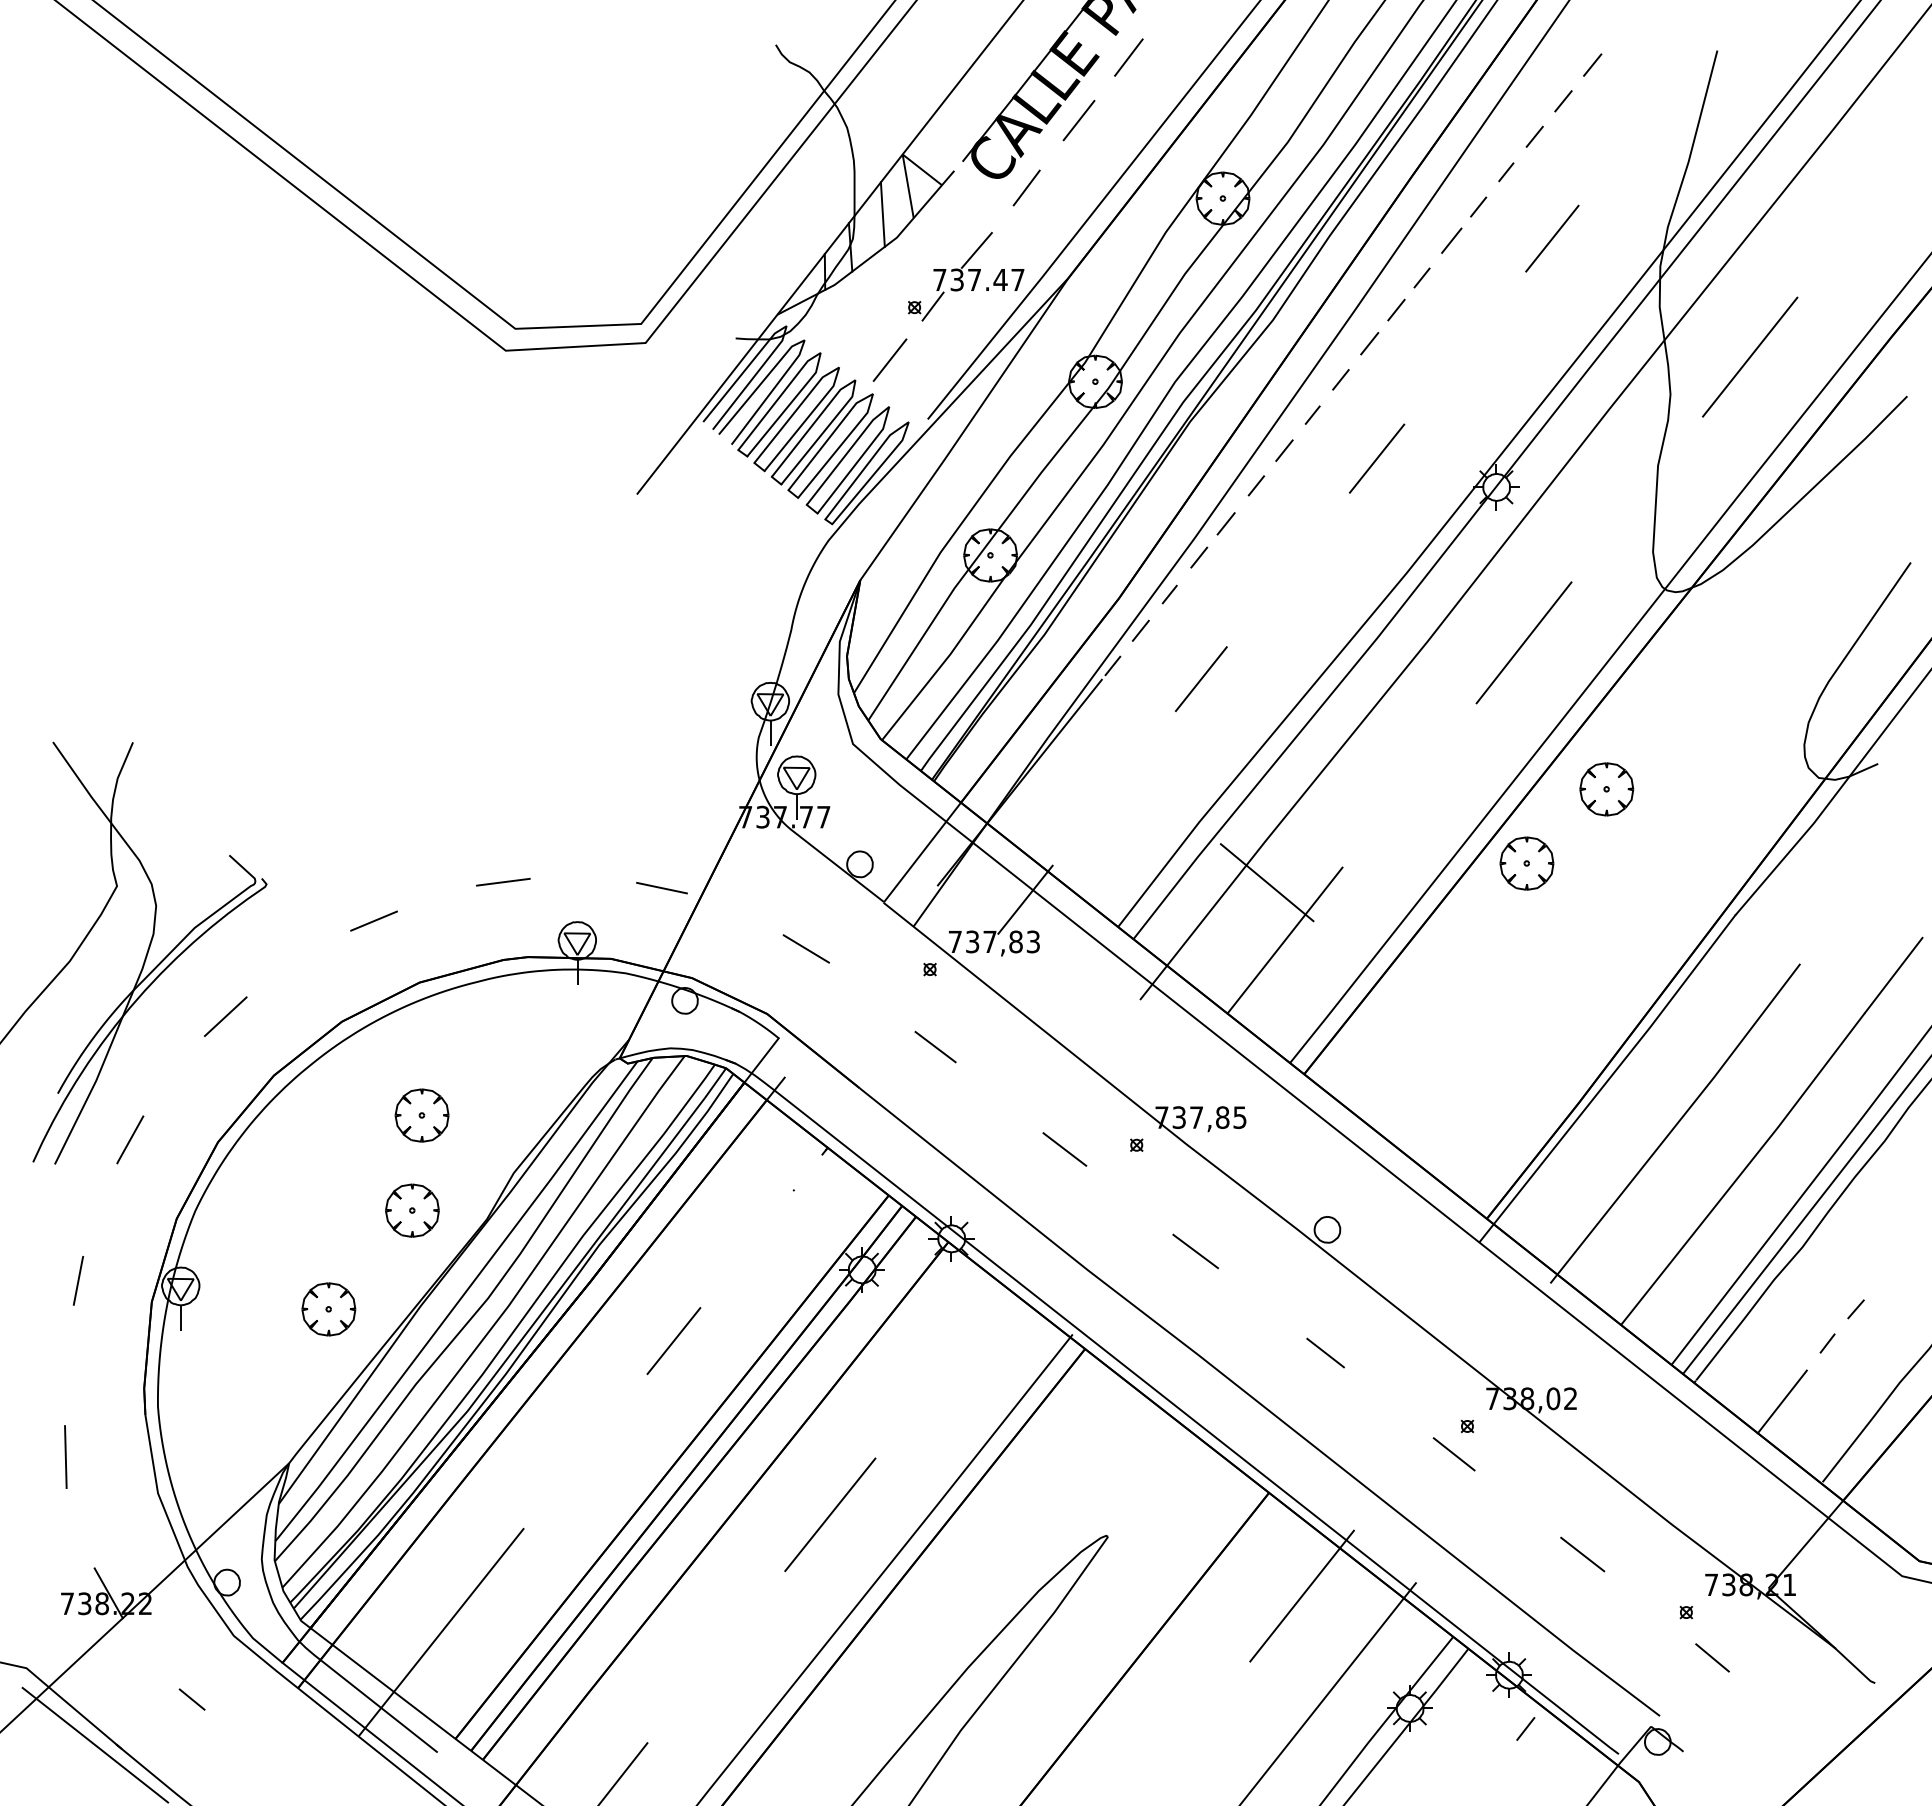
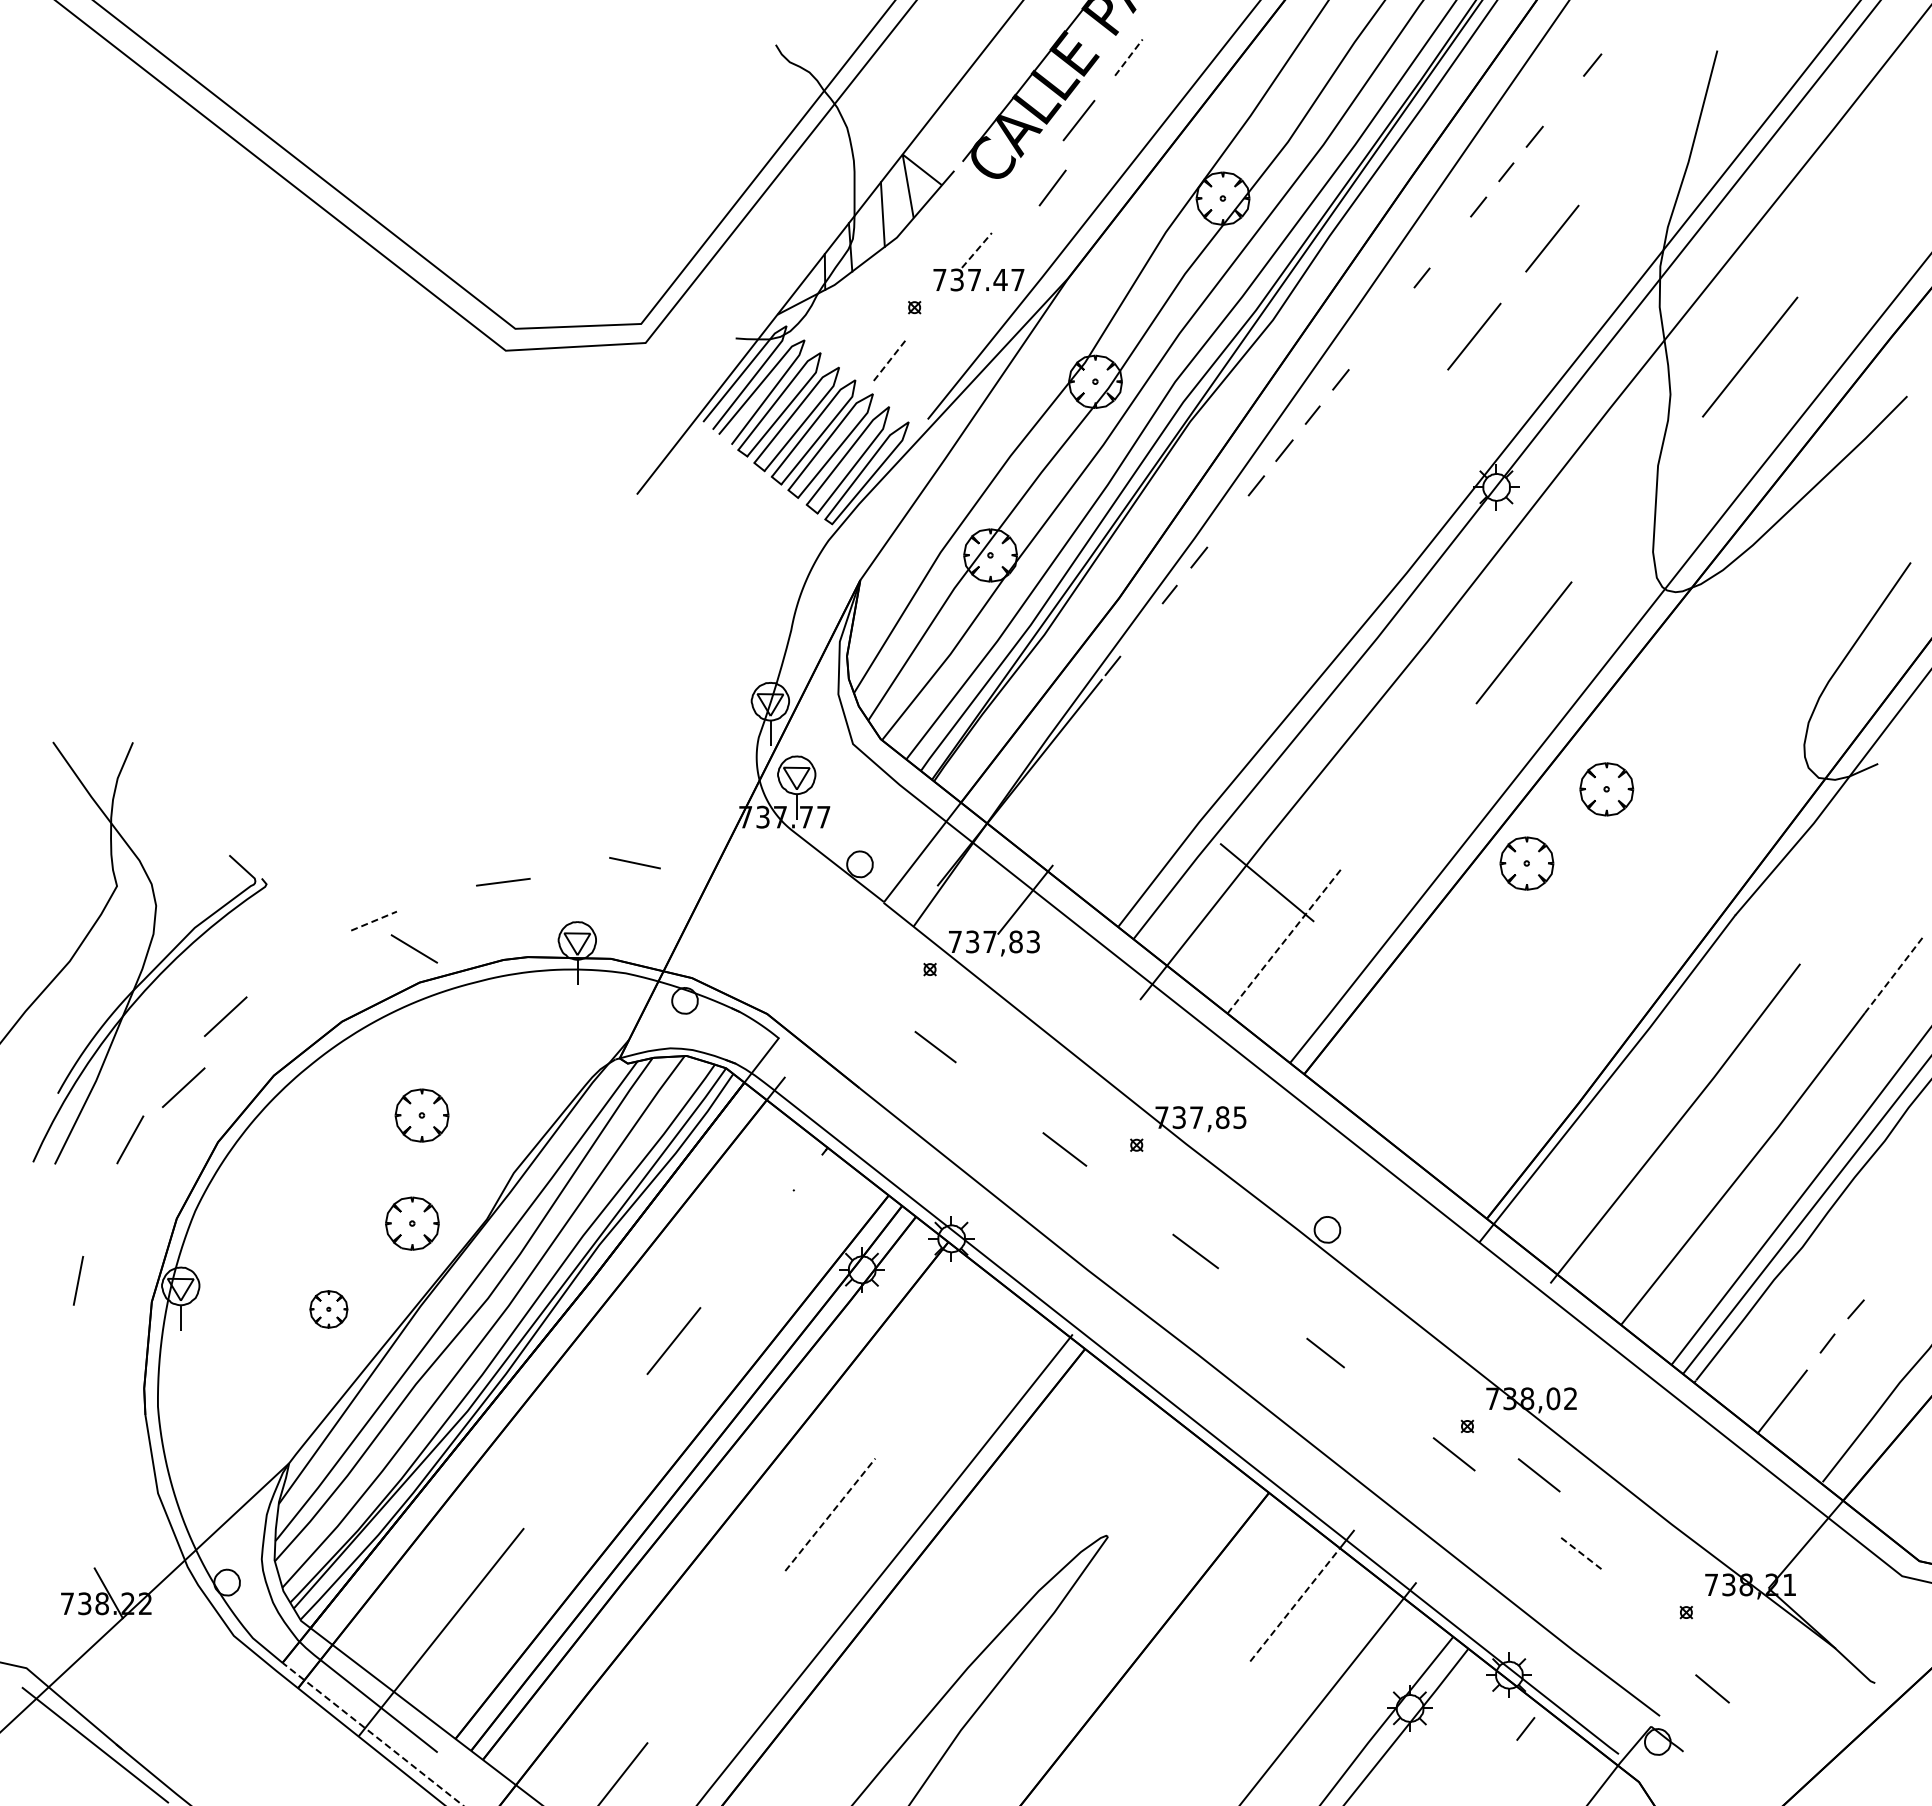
line: solid -> dashed (1128, 57)
line: present -> none (1563, 101)
line position: (1026, 187) -> (1052, 187) (1052, 187)
line: present -> none (1451, 240)
line: solid -> dashed (976, 250)
line: present -> none (932, 306)
line: present -> none (1396, 309)
line: none -> present (1474, 336)
line: present -> none (1369, 343)
line: solid -> dashed (890, 359)
line: present -> none (1376, 458)
line: present -> none (1225, 523)
line: present -> none (1140, 630)
line: present -> none (1200, 678)
line position: (661, 888) -> (634, 863) (634, 863)
line: solid -> dashed (374, 921)
line: solid -> dashed (1285, 940)
line position: (805, 948) -> (413, 948) (413, 948)
line: solid -> dashed (1893, 975)
line: none -> present (183, 1087)
part position: (412, 1210) -> (412, 1223) (412, 1223)
part size: 56x55 px -> 40x39 px (328, 1309)
line: present -> none (65, 1457)
line: none -> present (1538, 1475)
line: solid -> dashed (830, 1514)
line: solid -> dashed (1583, 1554)
line: solid -> dashed (1295, 1604)
line position: (1712, 1657) -> (1712, 1688) (1712, 1688)
line: present -> none (191, 1699)
line: solid -> dashed (372, 1734)
